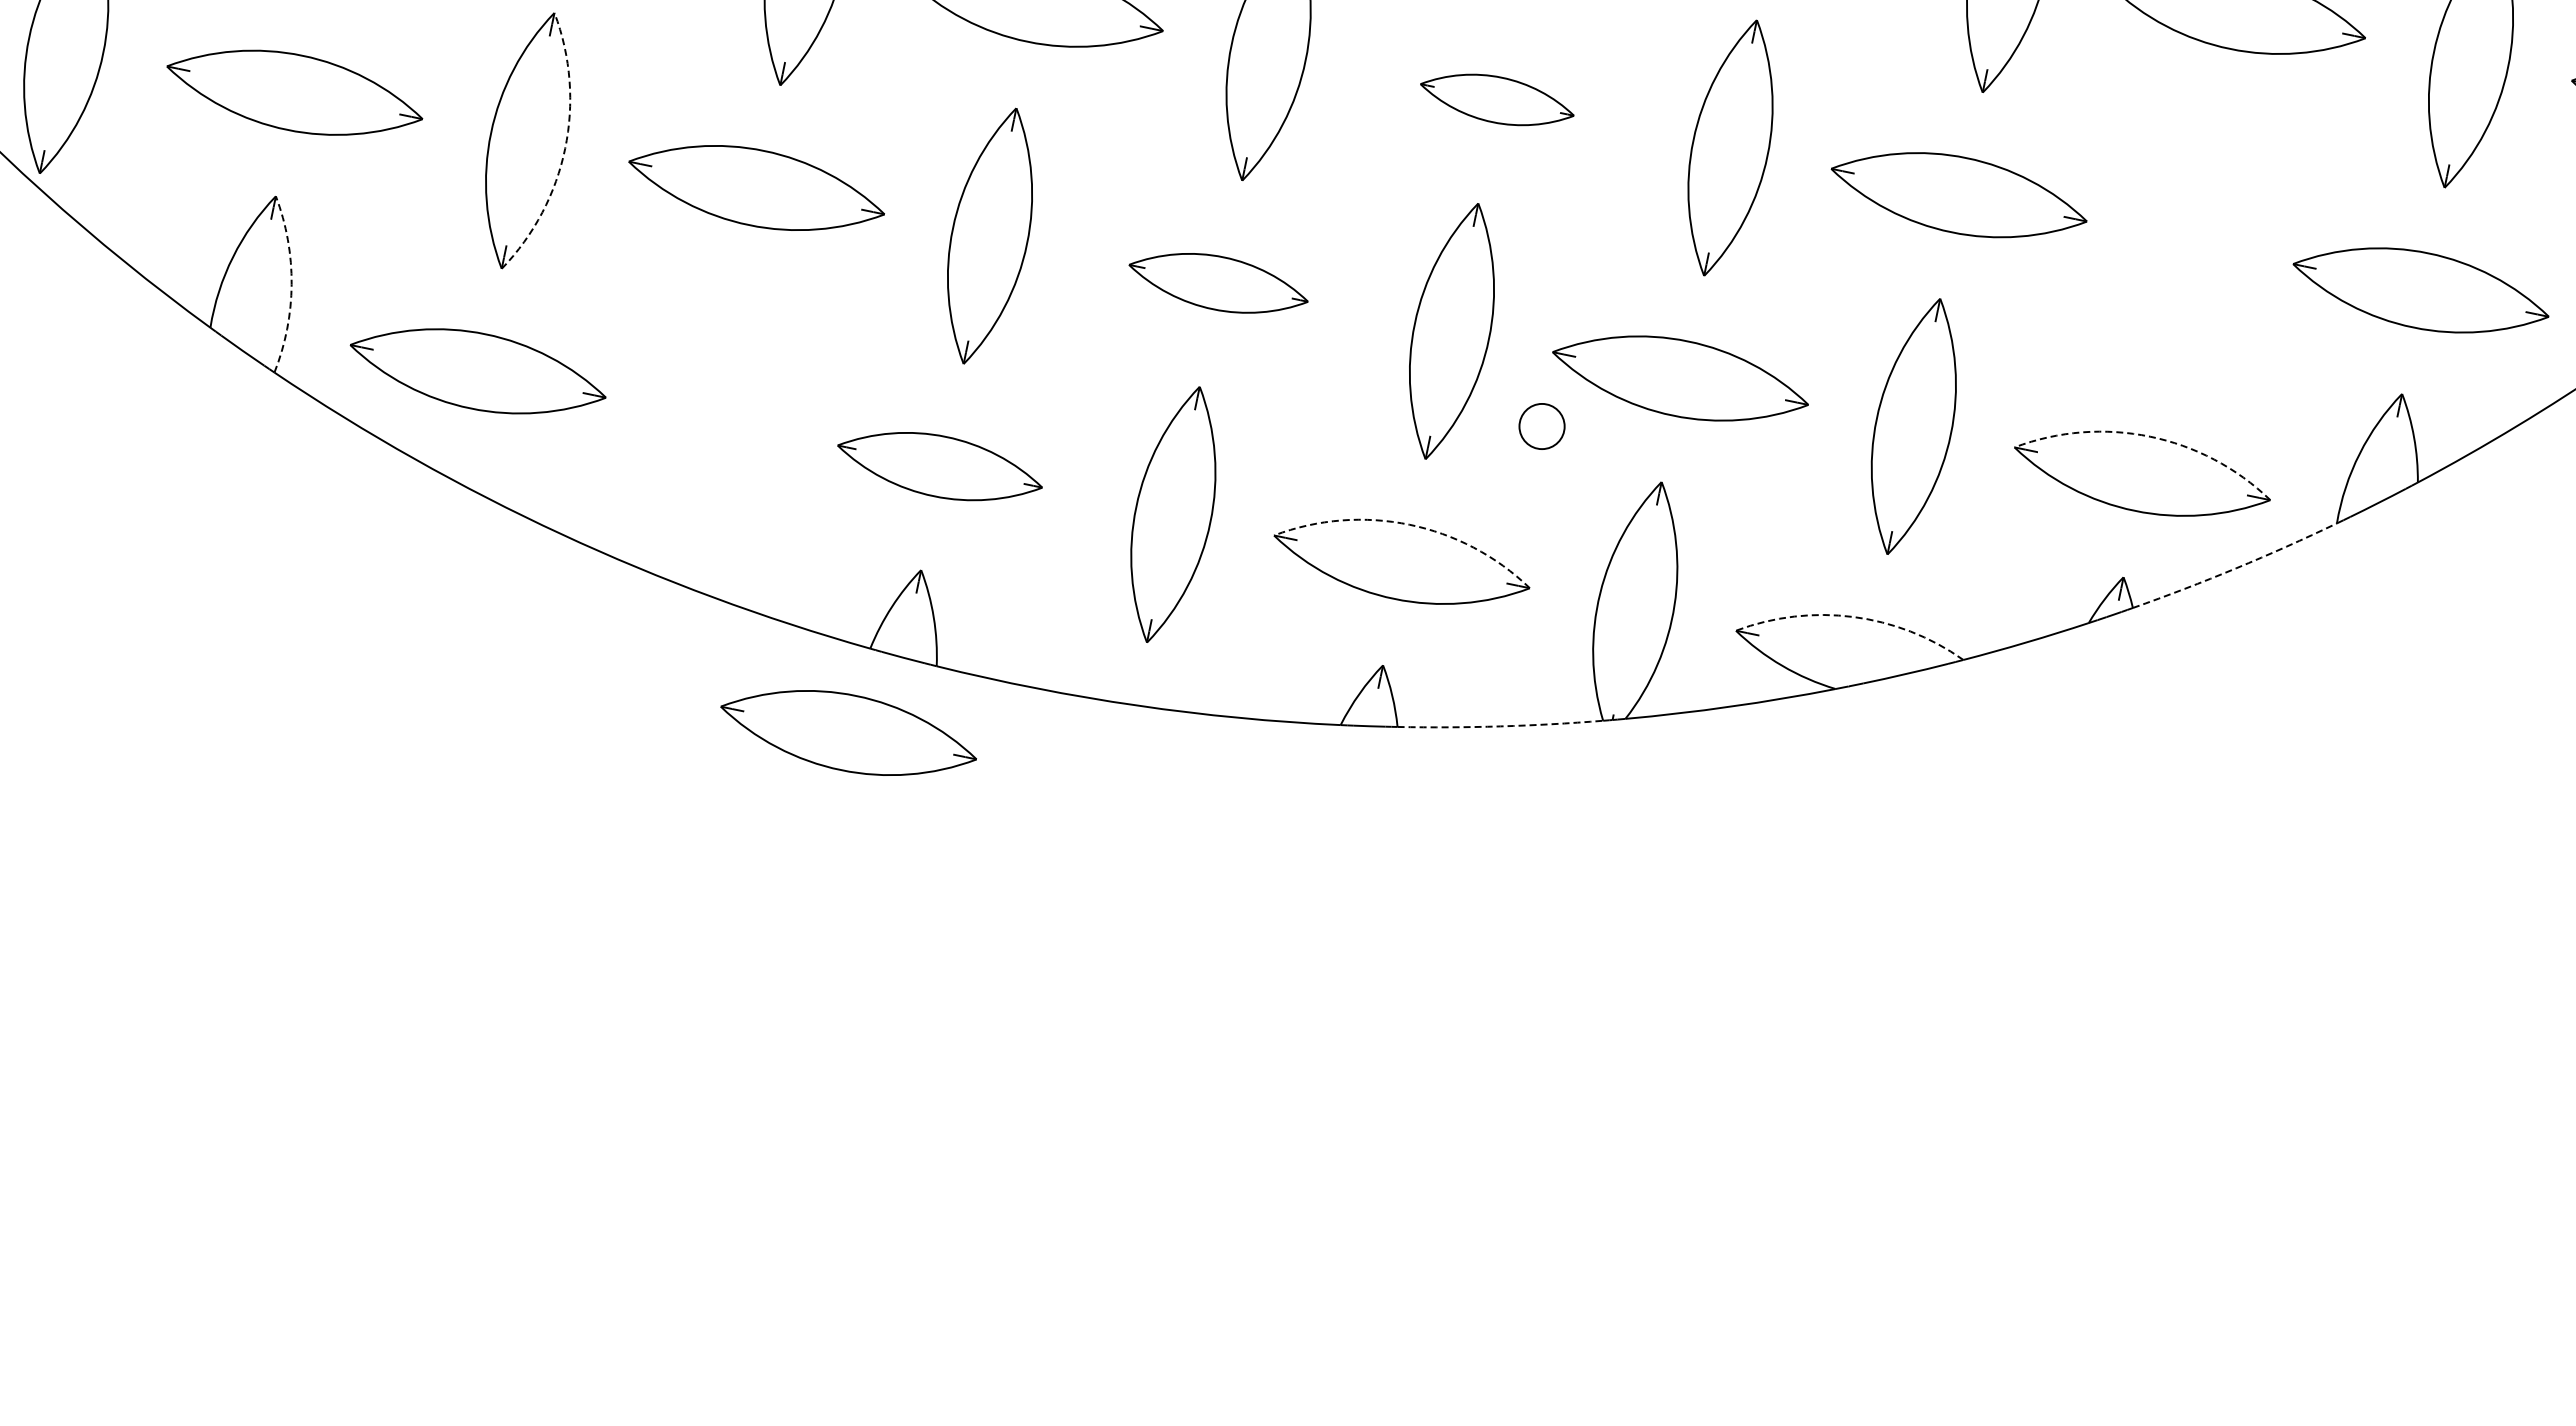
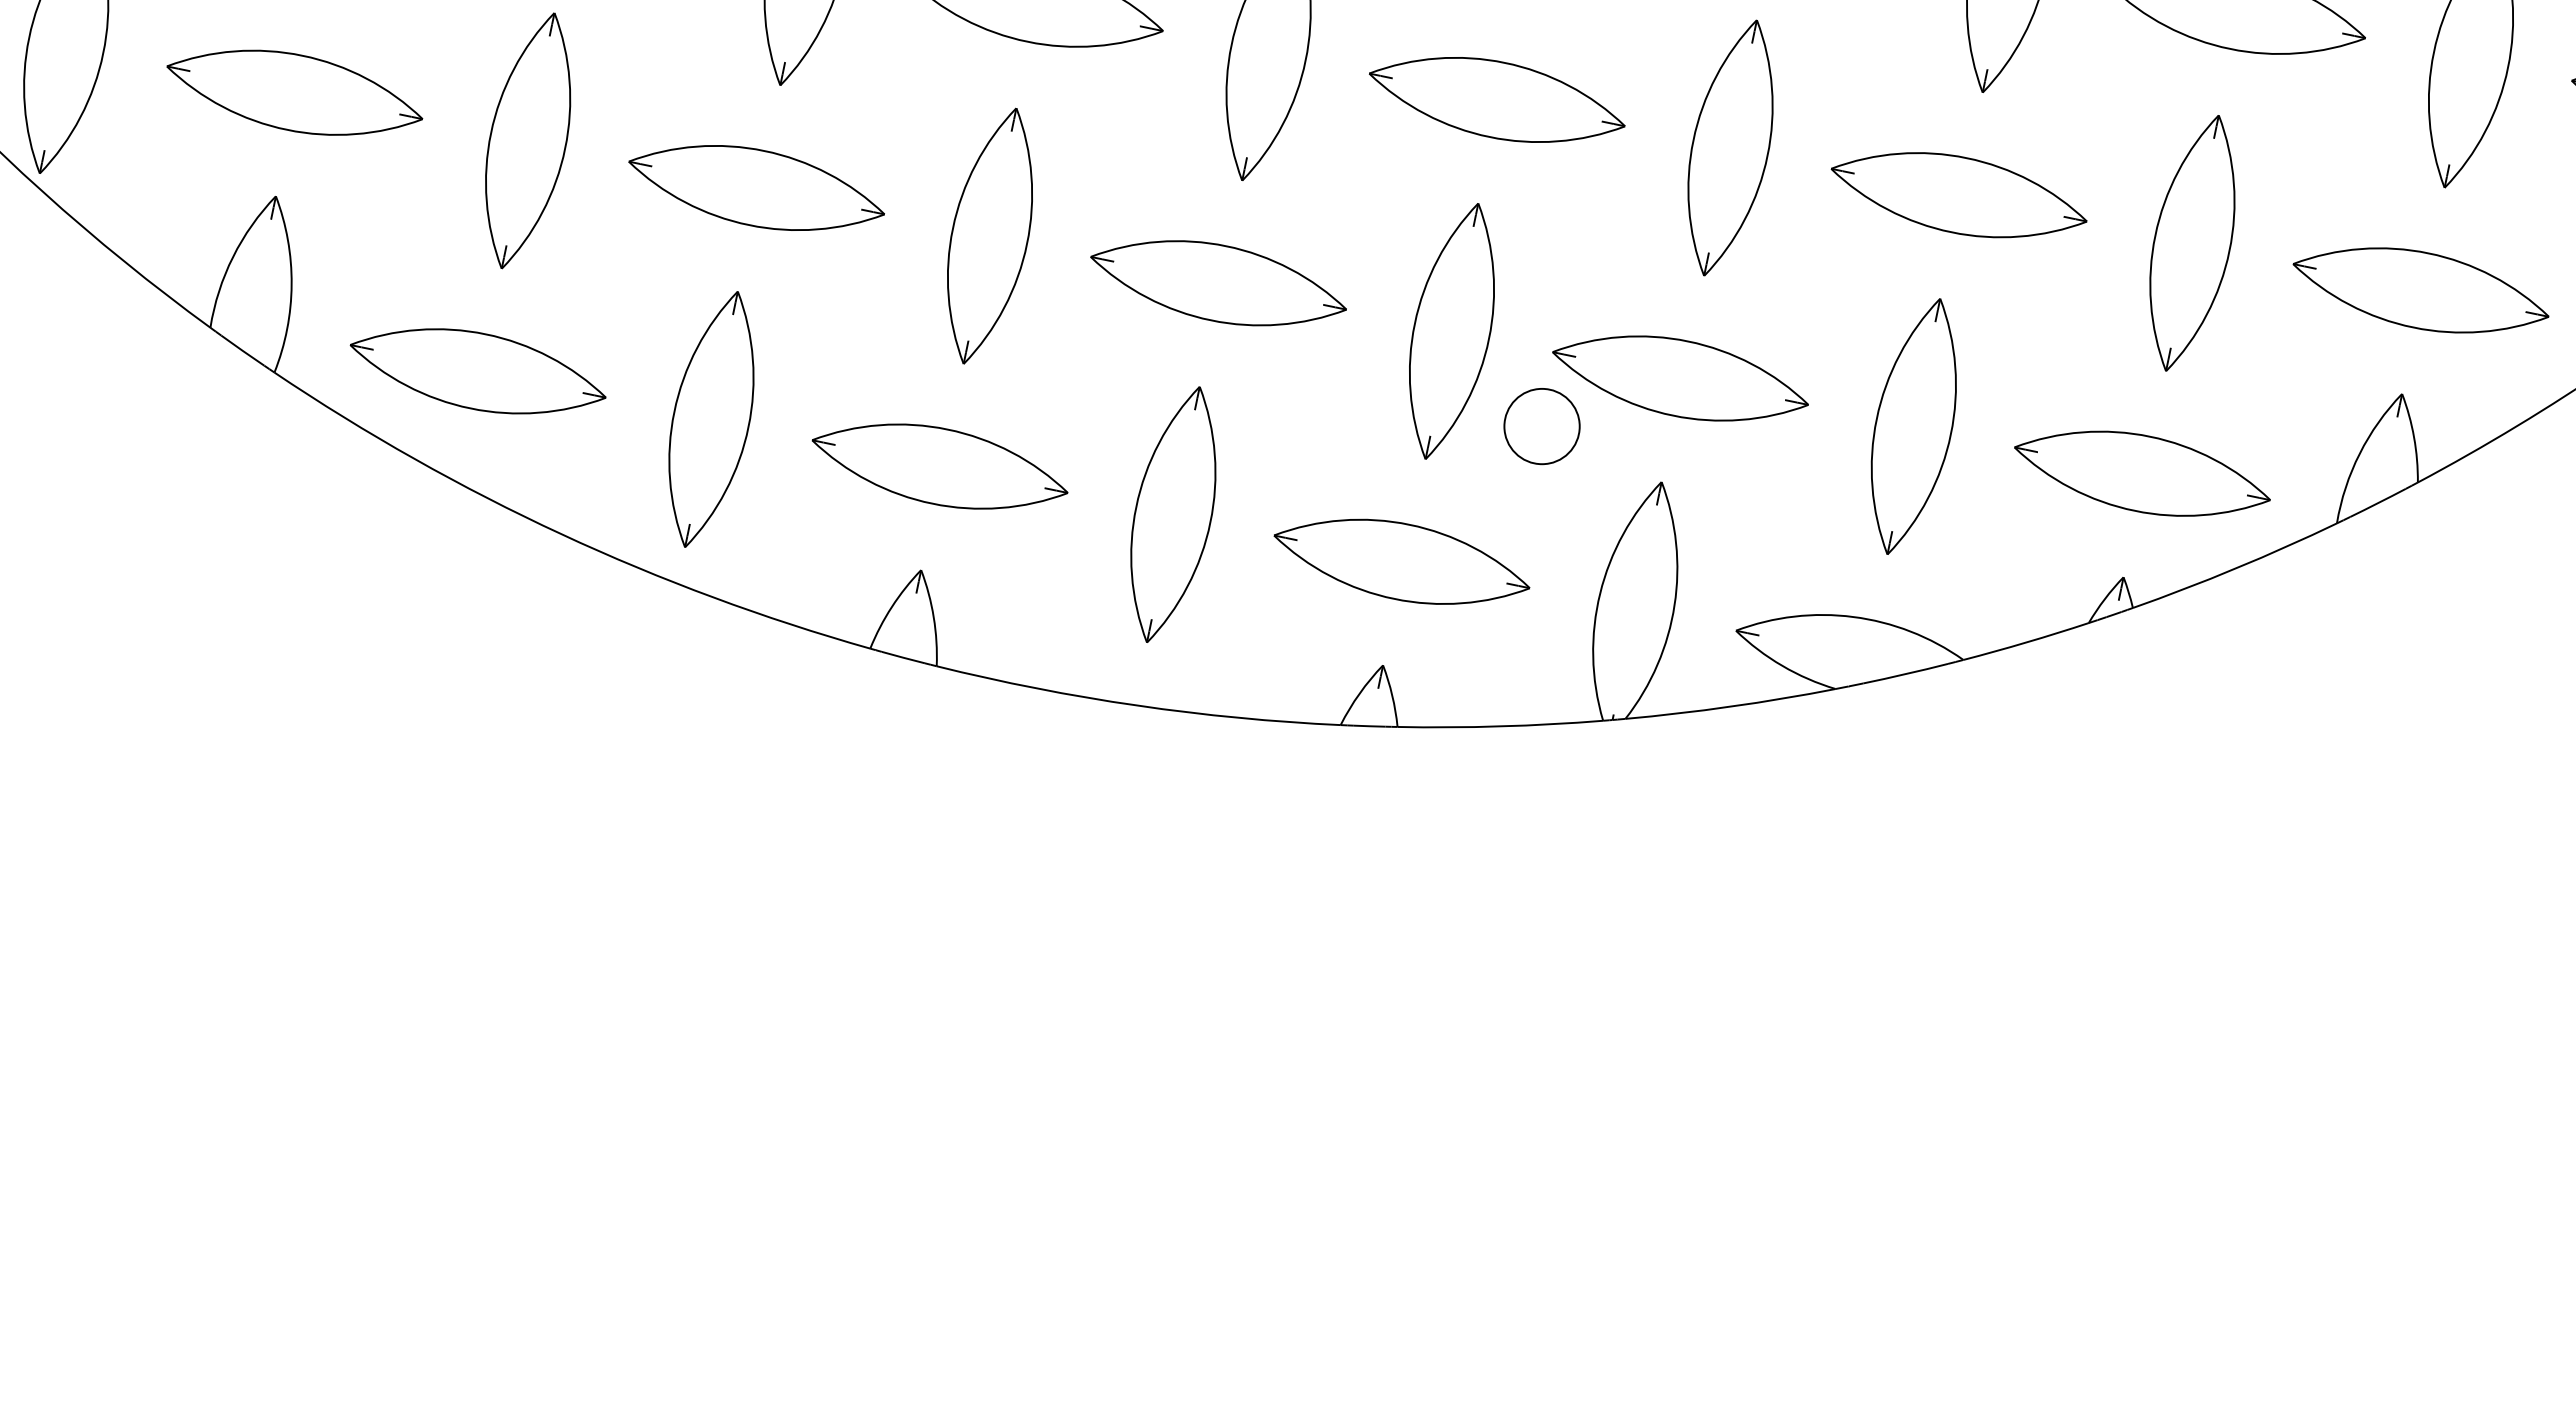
part size: 155x54 px -> 257x86 px (1497, 99)
arc: dashed -> solid (565, 148)
part: none -> present (2192, 243)
part size: 181x61 px -> 257x87 px (1218, 283)
arc: dashed -> solid (291, 284)
part: none -> present (711, 419)
circle diameter: 45 px -> 75 px (1541, 426)
arc: dashed -> solid (2150, 436)
part size: 206x70 px -> 258x87 px (939, 466)
arc: dashed -> solid (1409, 524)
arc: dashed -> solid (2236, 568)
arc: dashed -> solid (1853, 616)
arc: dashed -> solid (1500, 726)
part: present -> none (848, 732)
